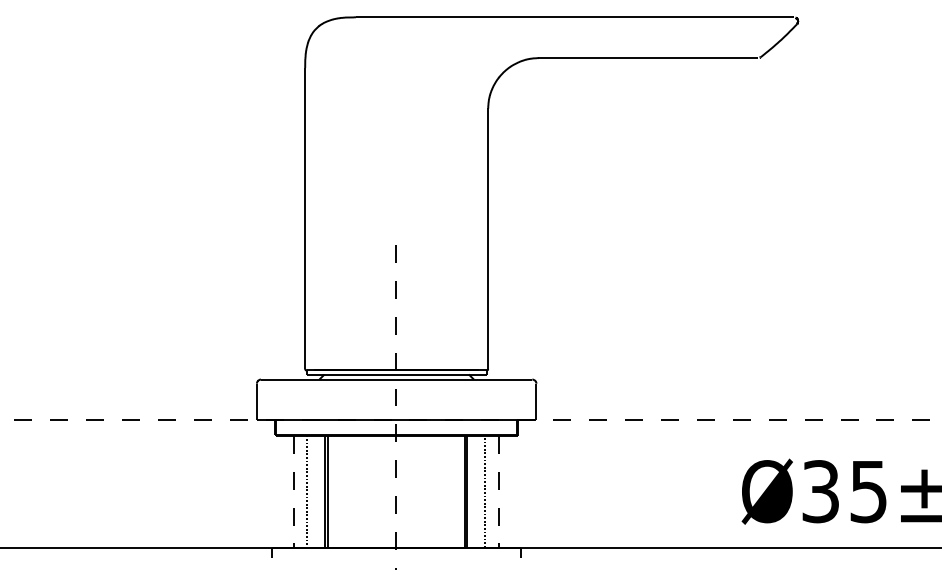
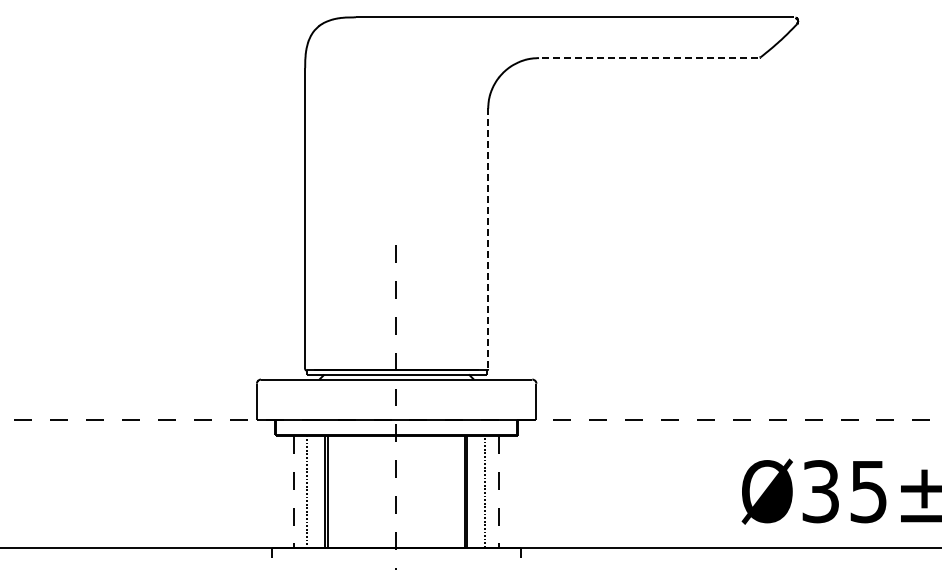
line: solid -> dashed (648, 58)
line: solid -> dashed (488, 239)
